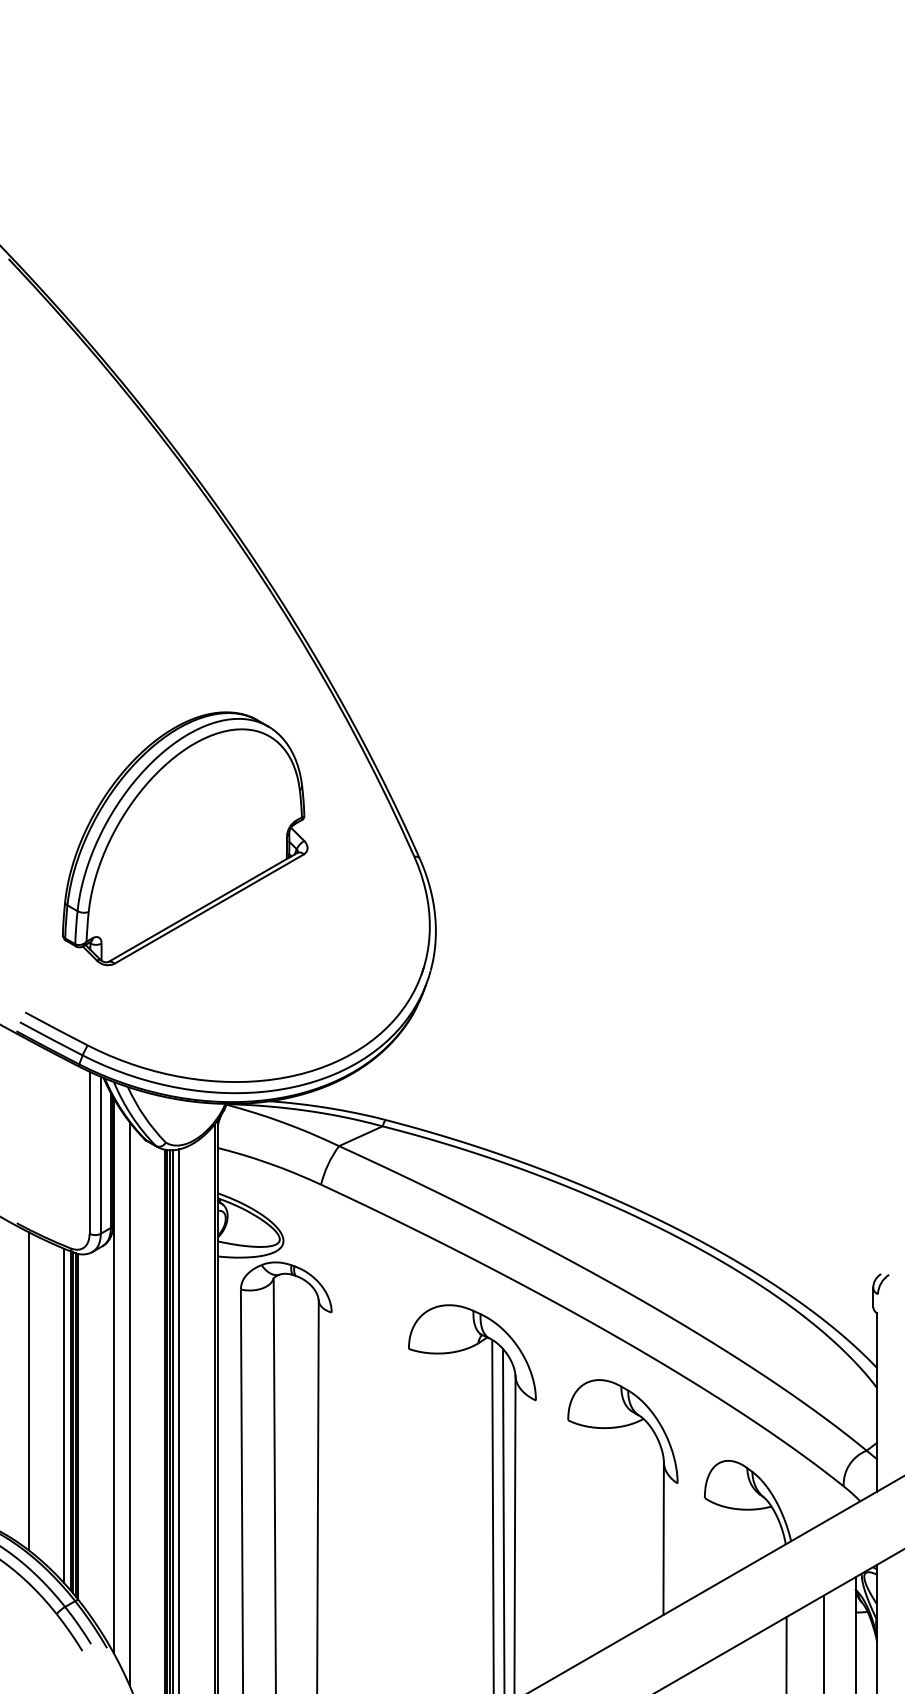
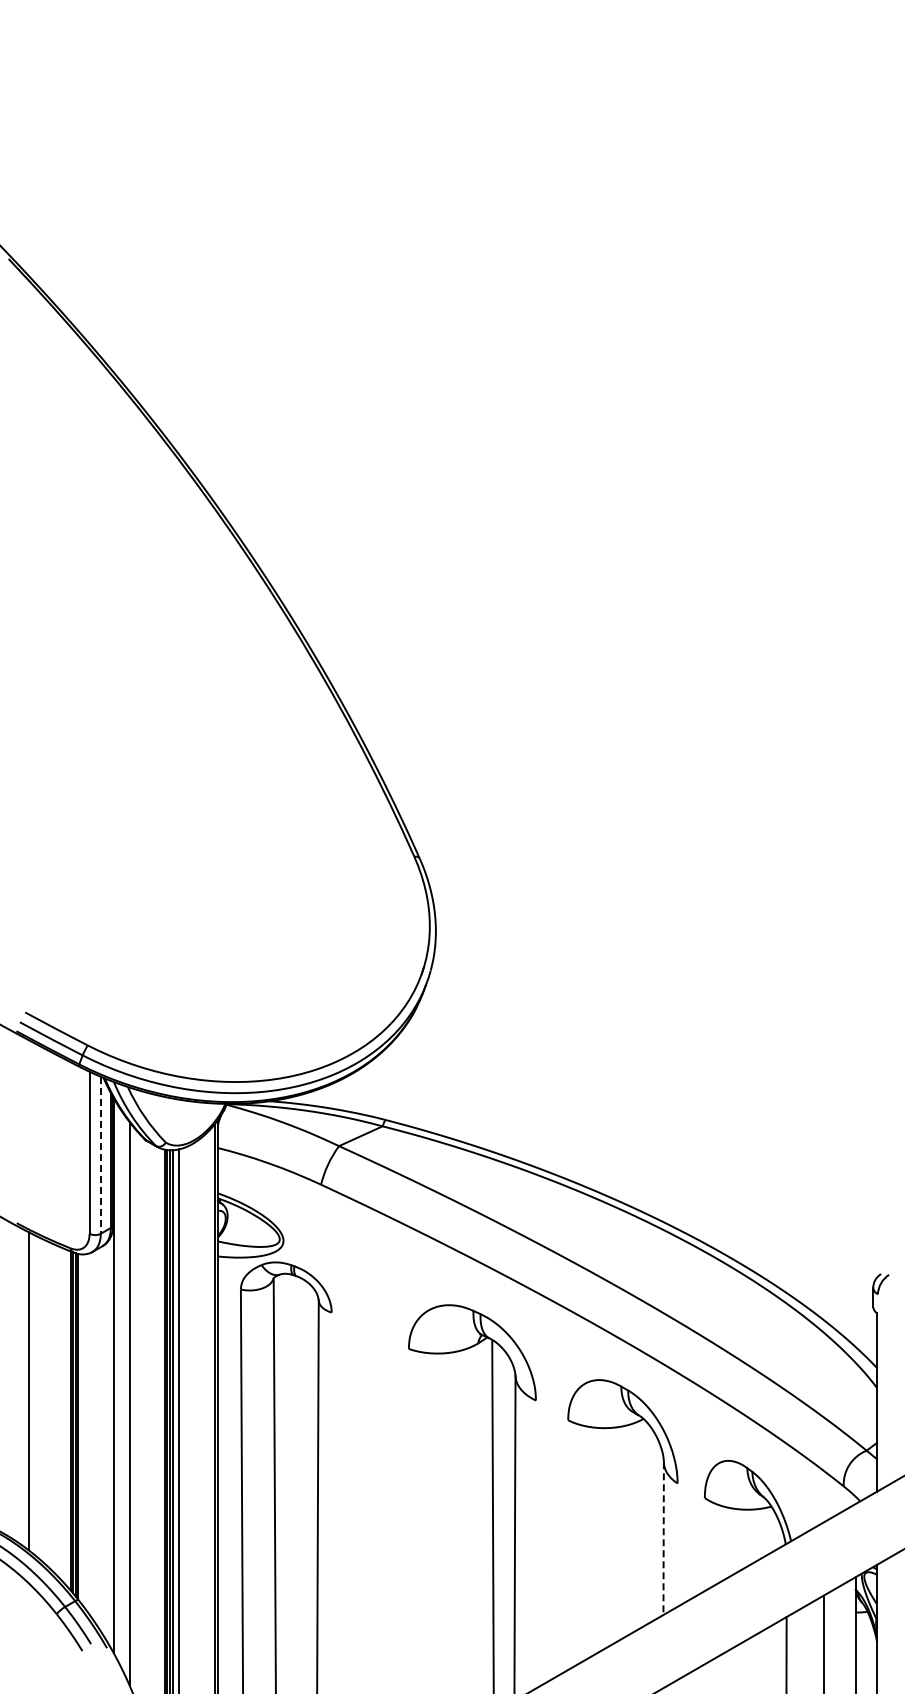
part: present -> none (185, 838)
line: solid -> dashed (100, 1155)
line: present -> none (64, 1415)
line: present -> none (503, 1519)
line: solid -> dashed (663, 1539)
